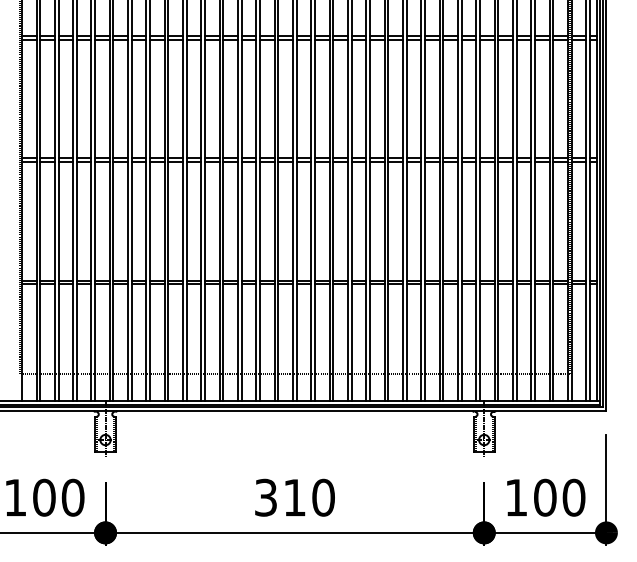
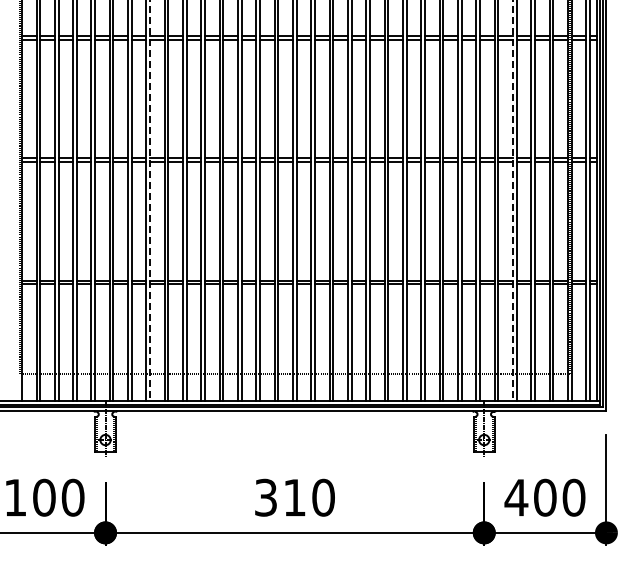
line: solid -> dashed (150, 201)
line: solid -> dashed (512, 201)
text: 100 -> 400 (516, 497)
